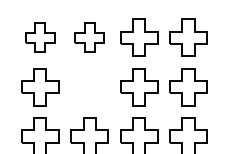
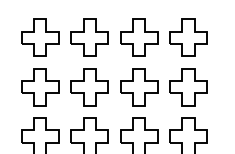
part size: 31x31 px -> 39x39 px (40, 37)
part size: 31x31 px -> 39x39 px (89, 37)
part: none -> present (89, 87)
